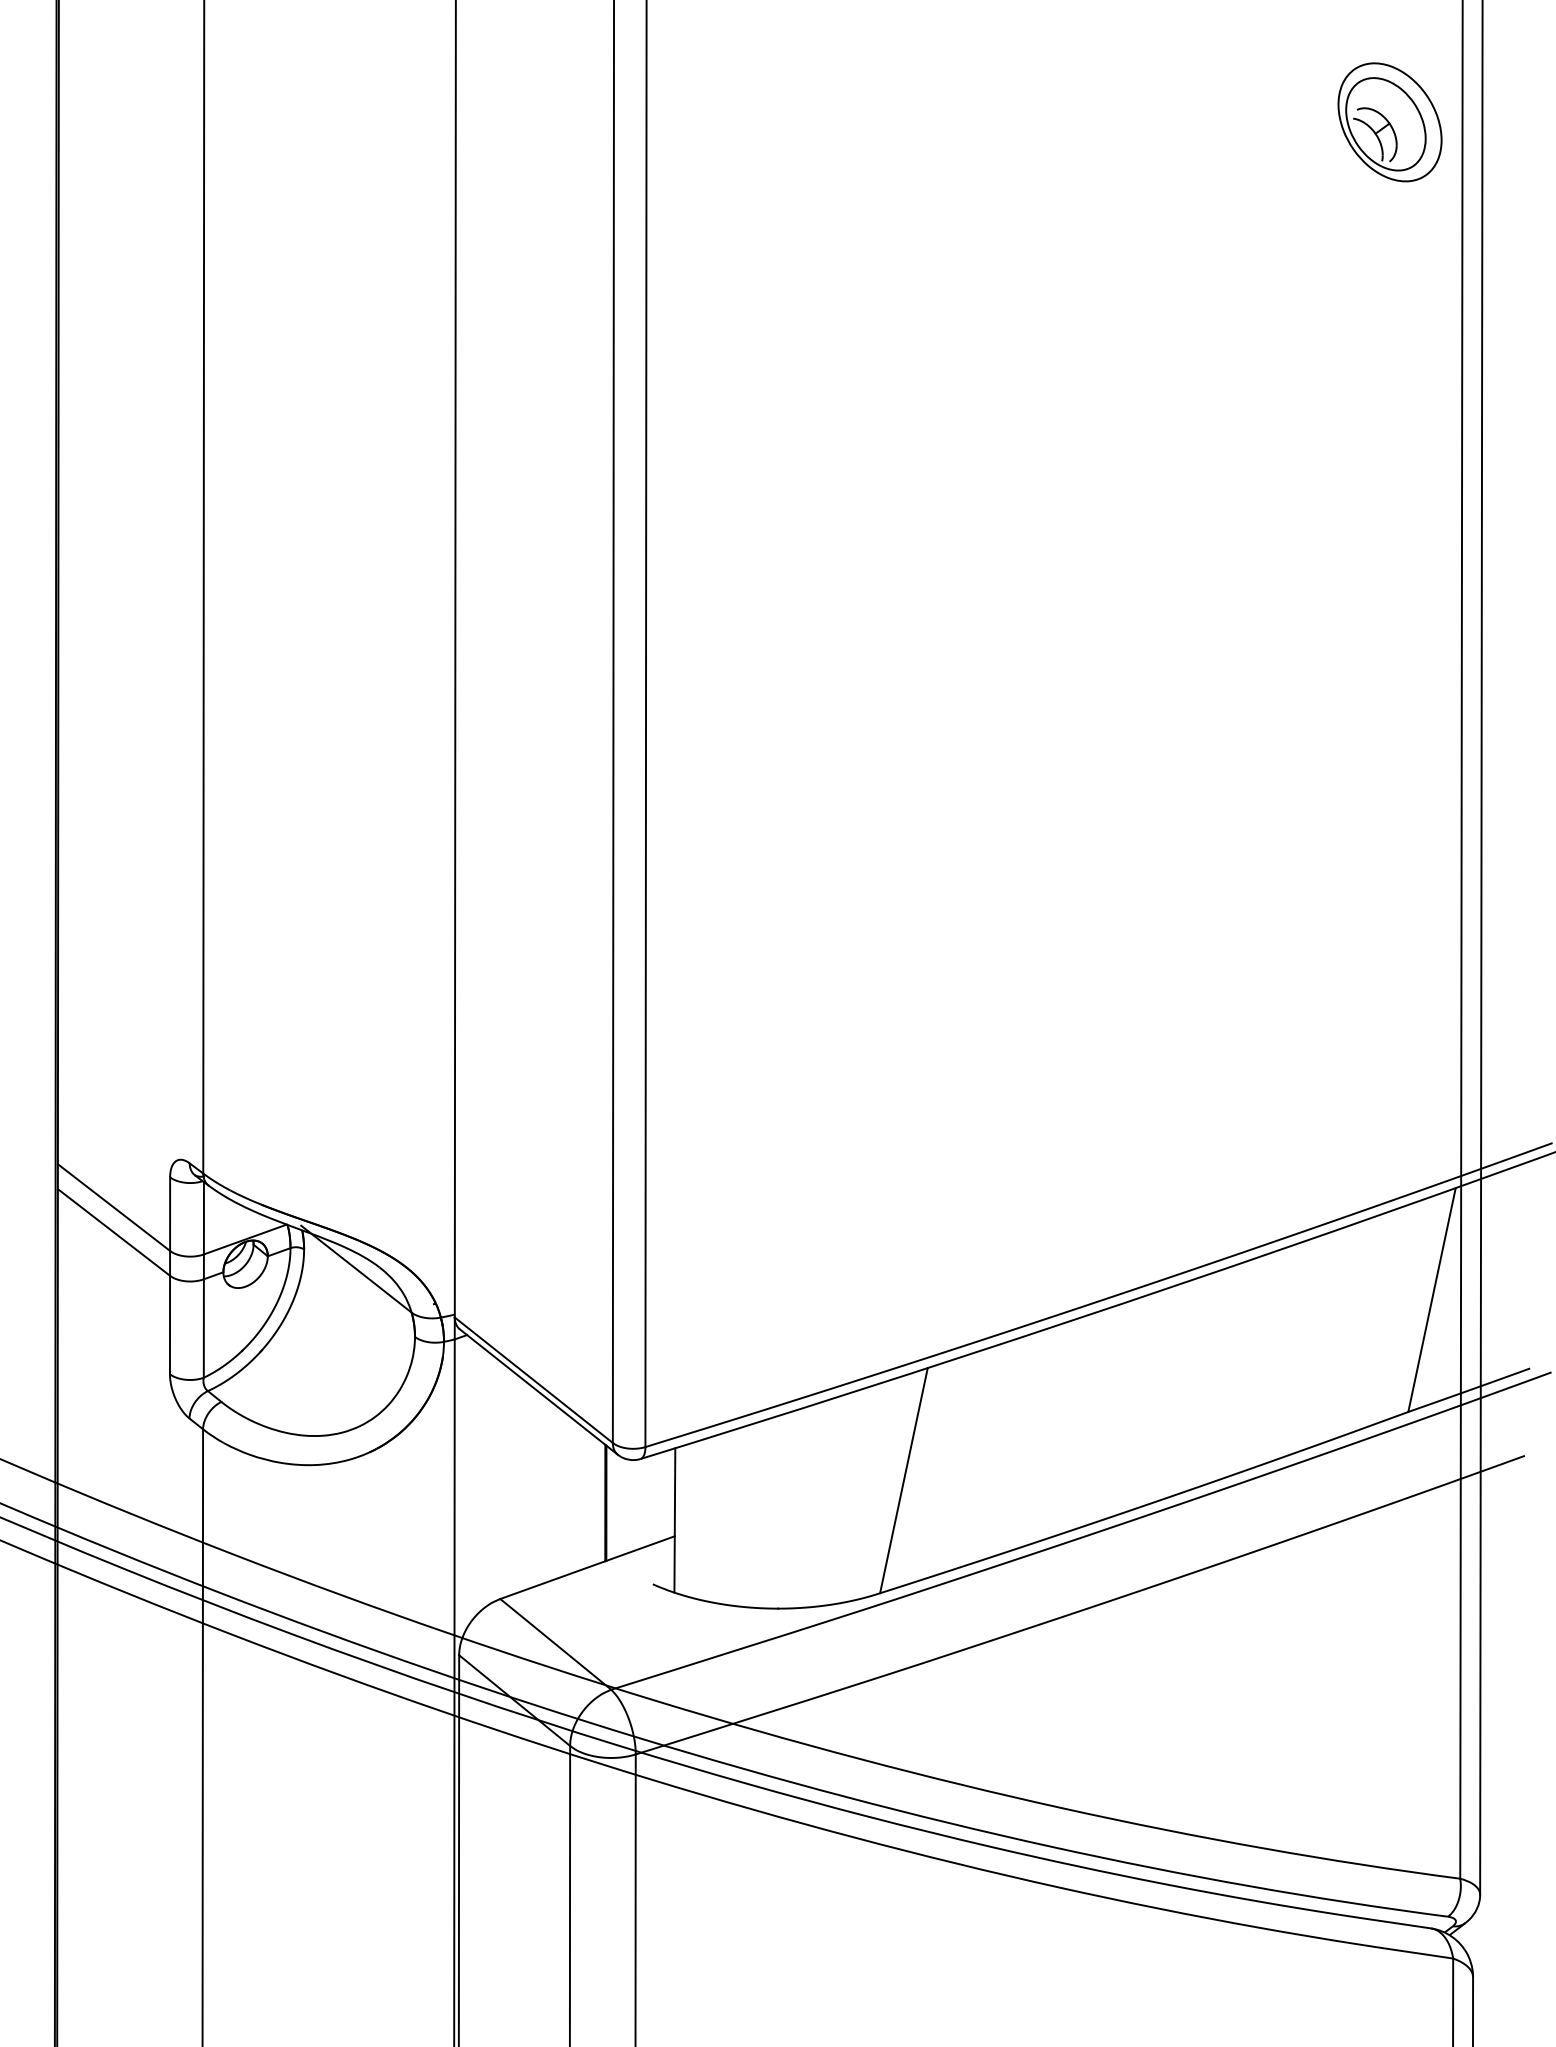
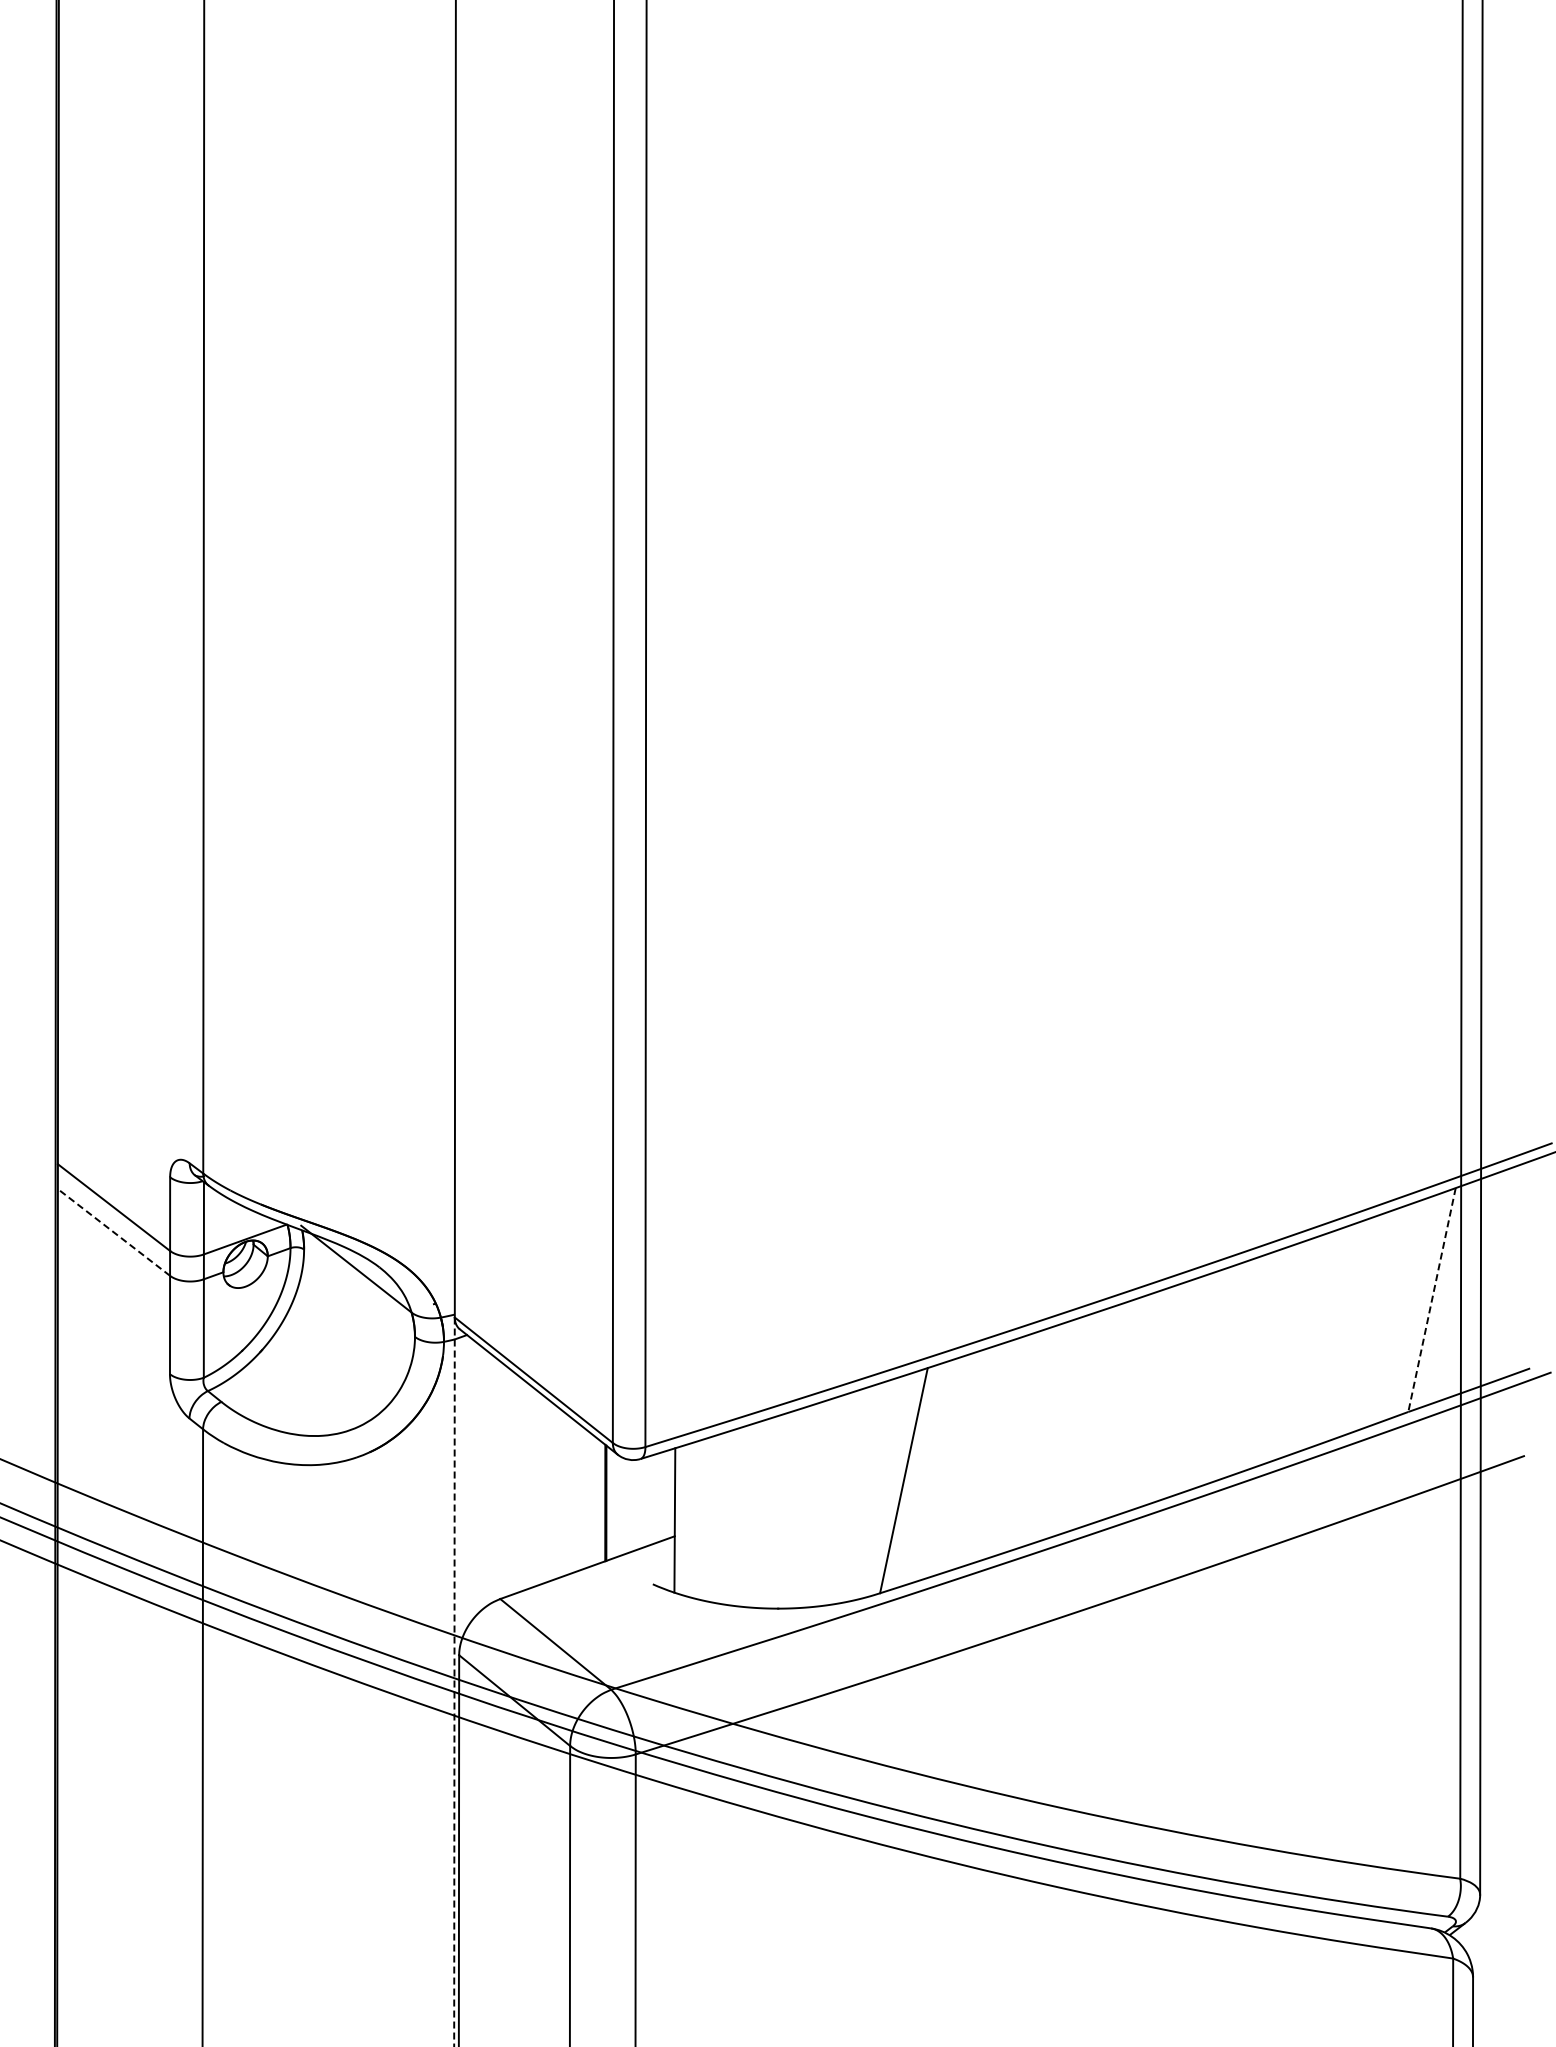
part: present -> none (1389, 122)
line: solid -> dashed (113, 1232)
line: solid -> dashed (1431, 1300)
line: solid -> dashed (454, 1682)
